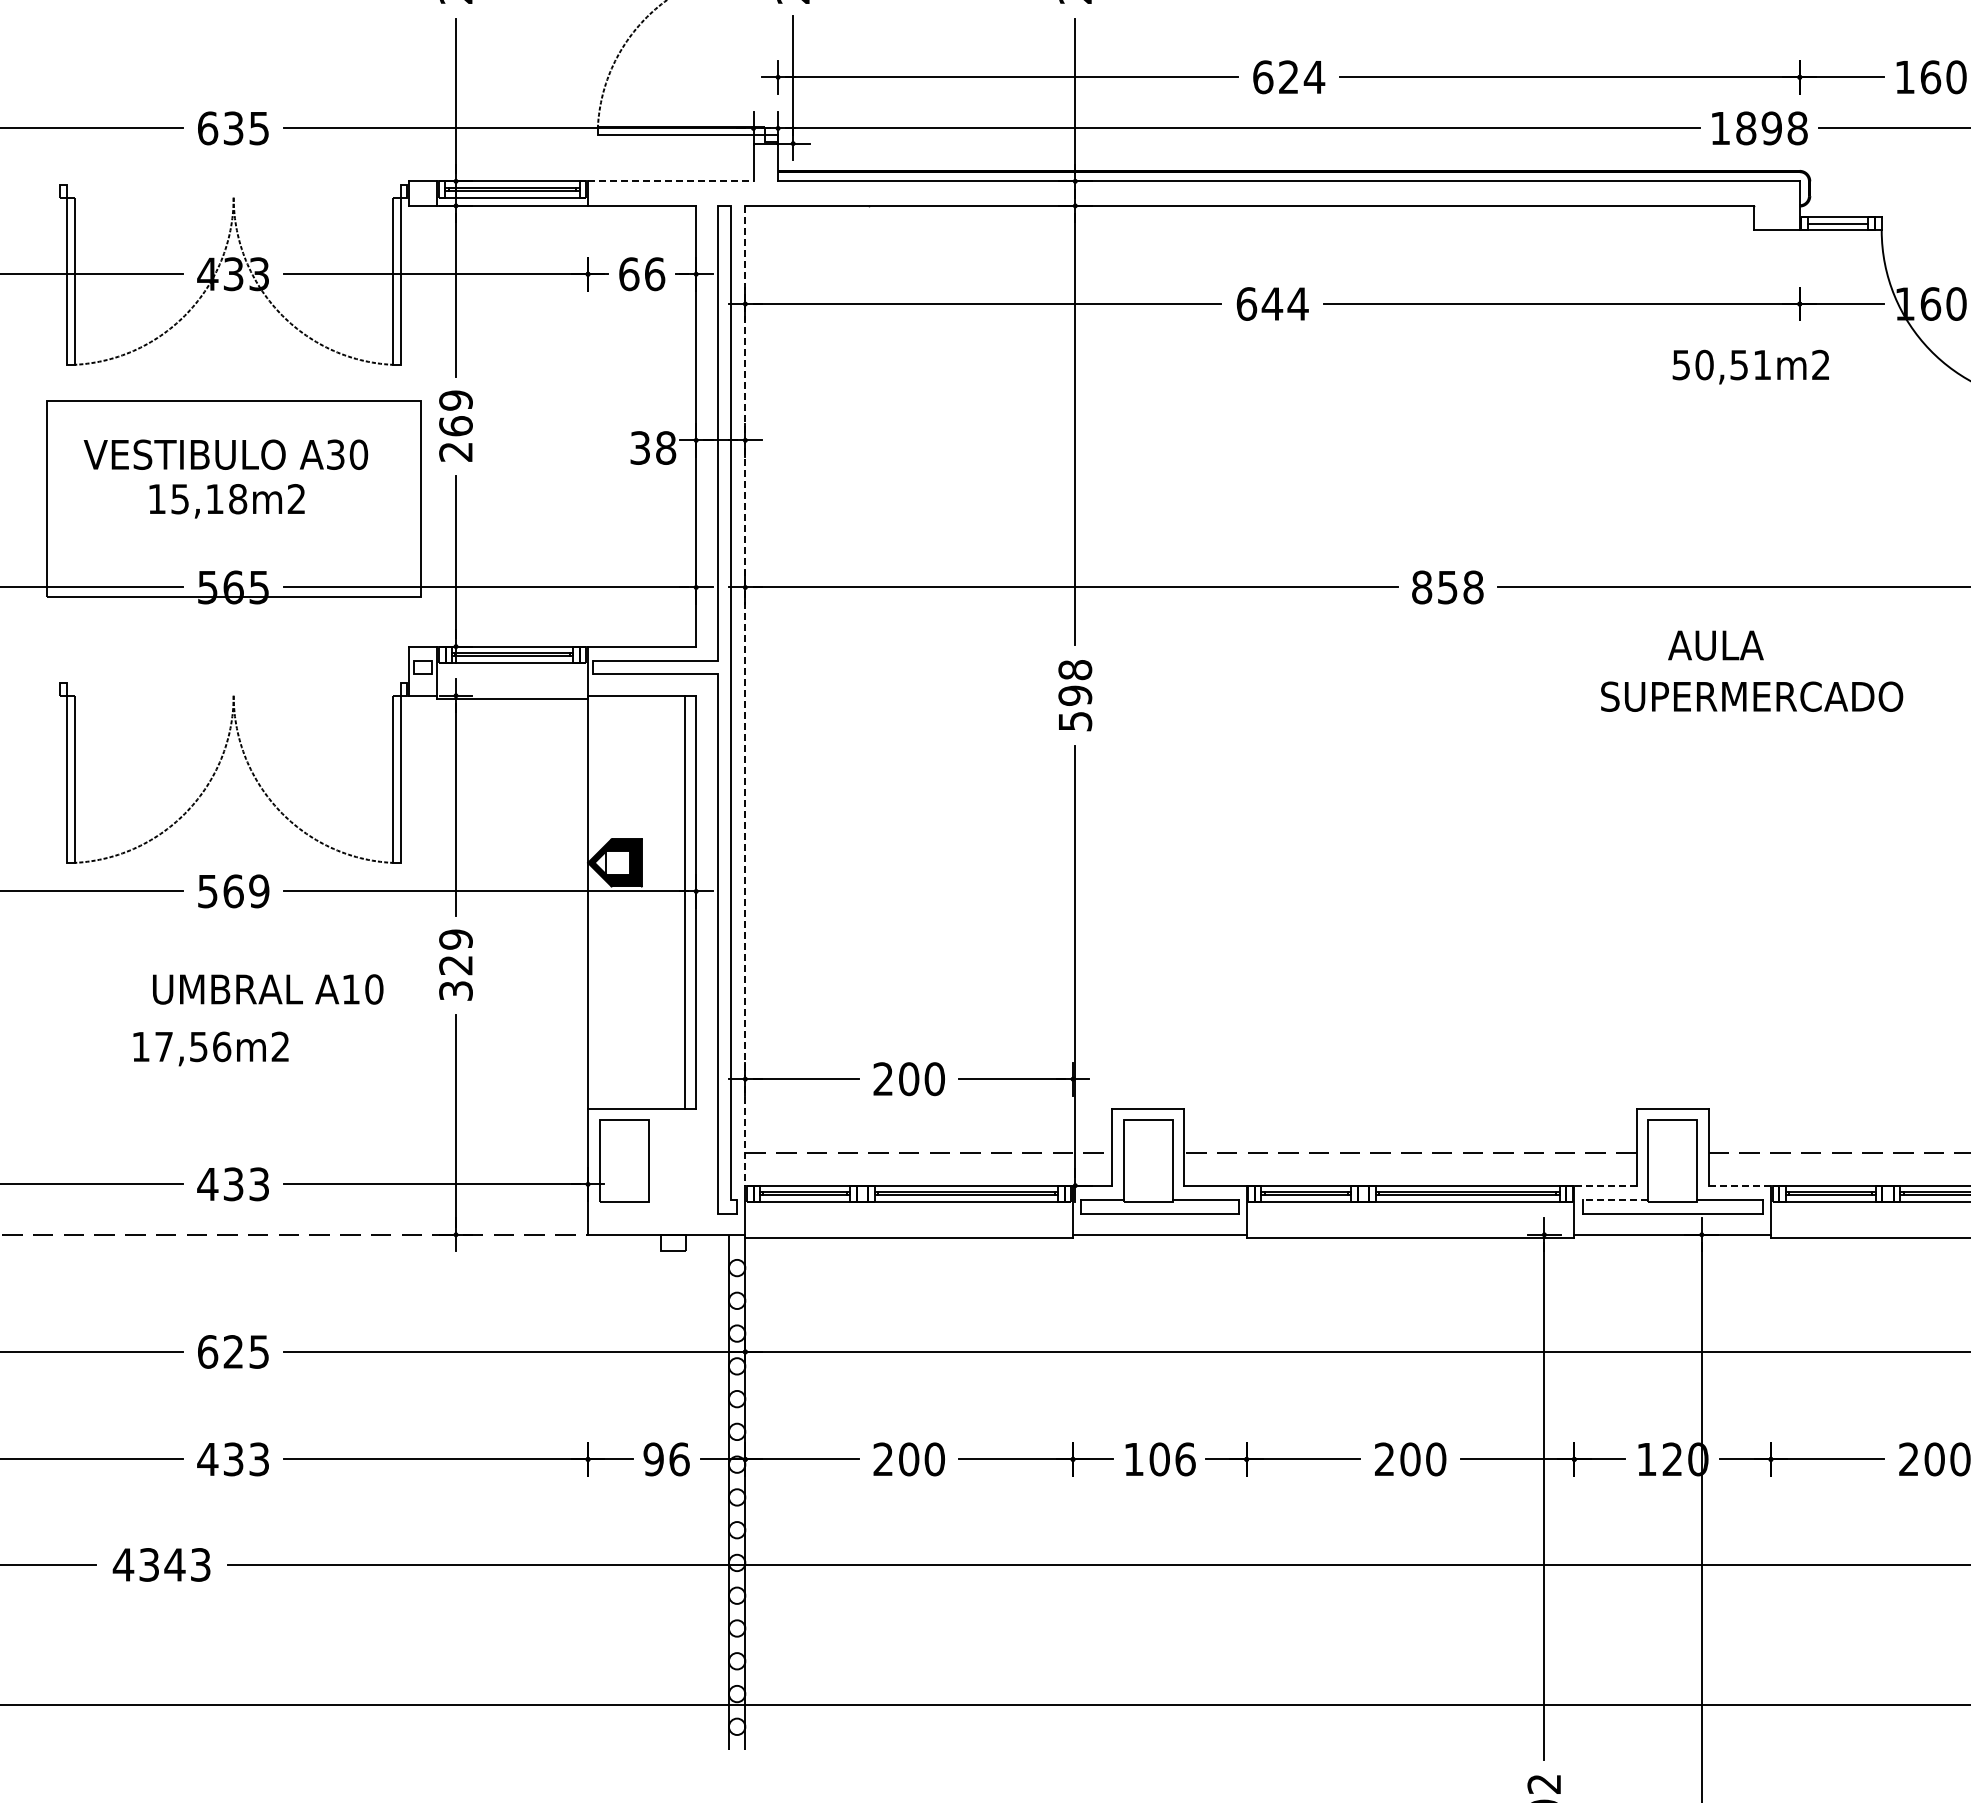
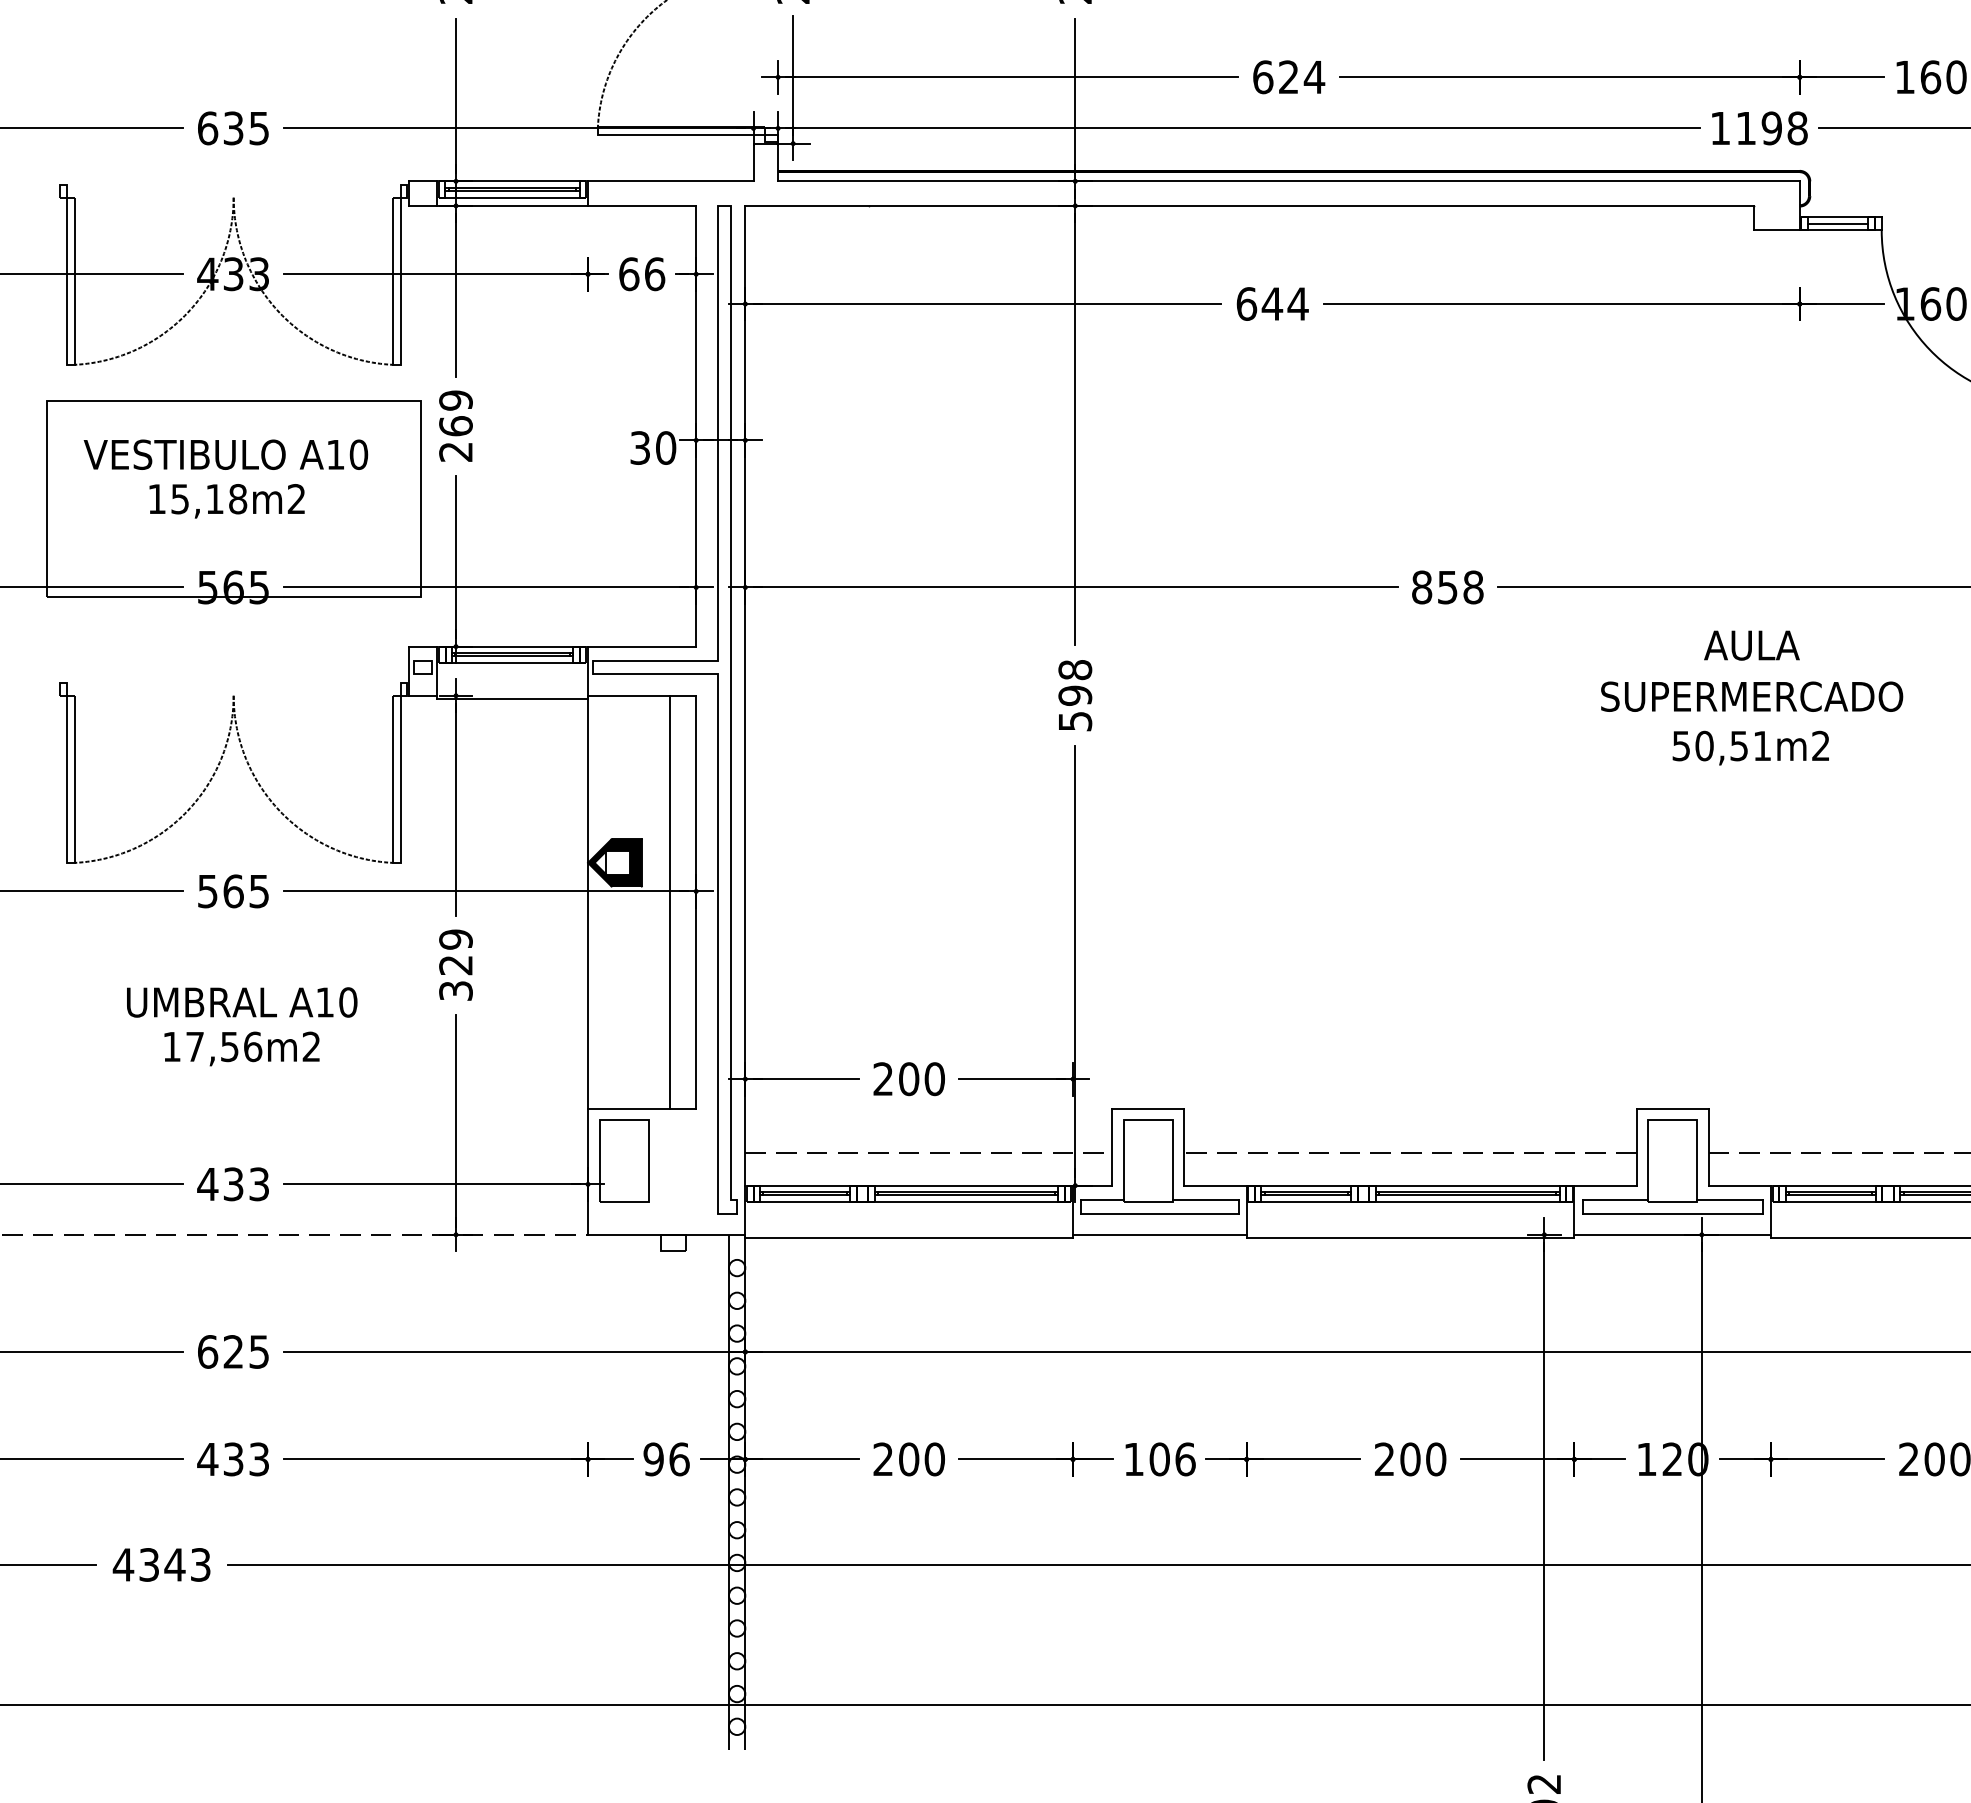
text: 1898 -> 1198 (1746, 128)
line: dashed -> solid (670, 181)
text position: (1750, 366) -> (1750, 747) (1750, 747)
text: 38 -> 30 (666, 447)
text: A30 -> A10 (335, 454)
text position: (1715, 645) -> (1751, 645) (1751, 645)
line: dashed -> solid (745, 695)
text: 569 -> 565 (259, 891)
line position: (684, 901) -> (669, 901) (669, 901)
text position: (268, 989) -> (242, 1002) (242, 1002)
text position: (210, 1048) -> (241, 1048) (241, 1048)
line: dashed -> solid (1604, 1185)
line: dashed -> solid (1739, 1185)
line: dashed -> solid (1615, 1200)
